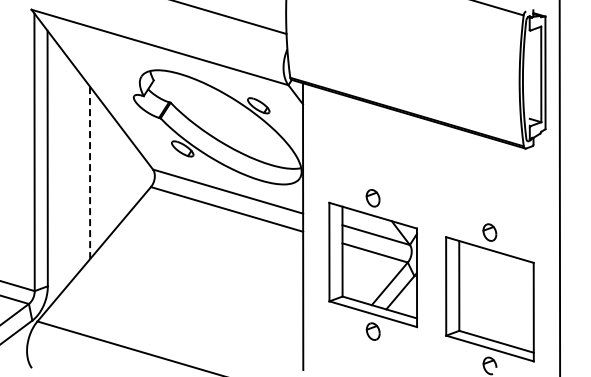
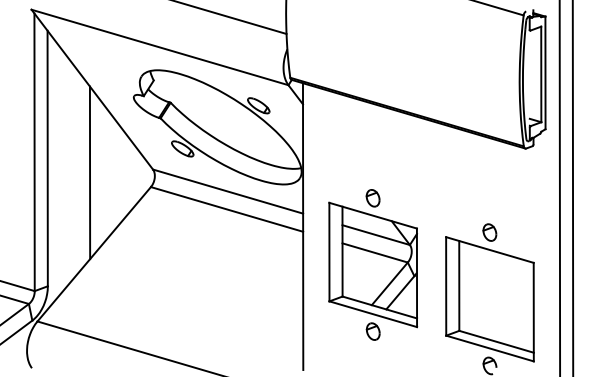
line: dashed -> solid (90, 172)
line: none -> present (572, 187)
